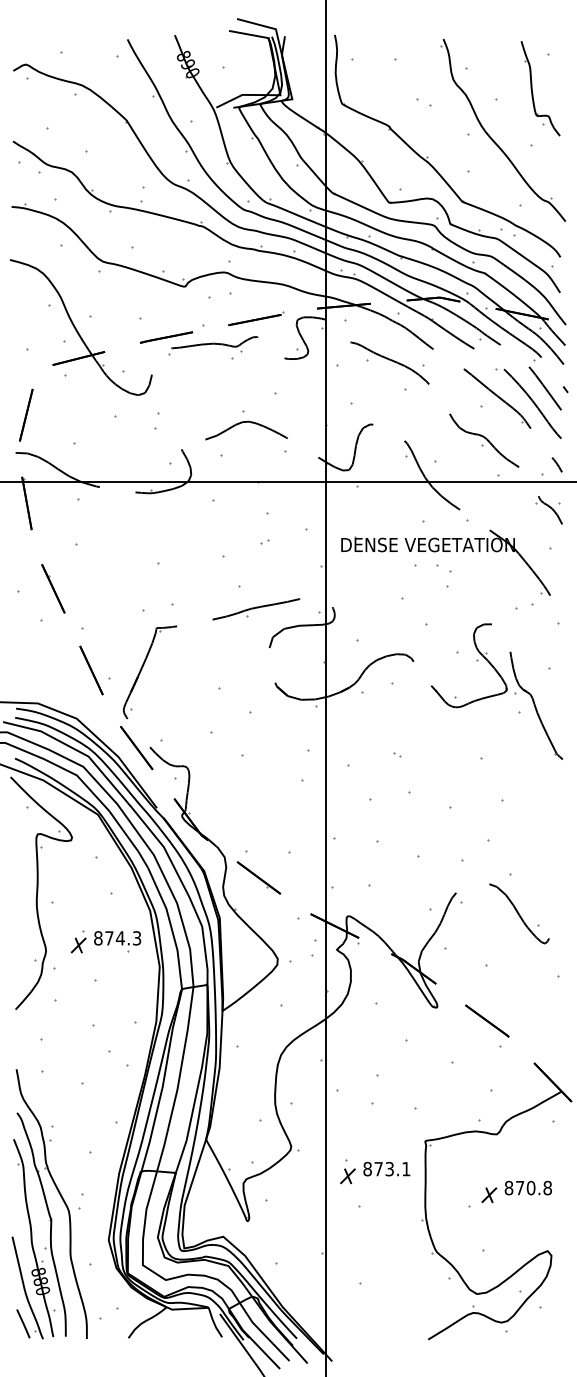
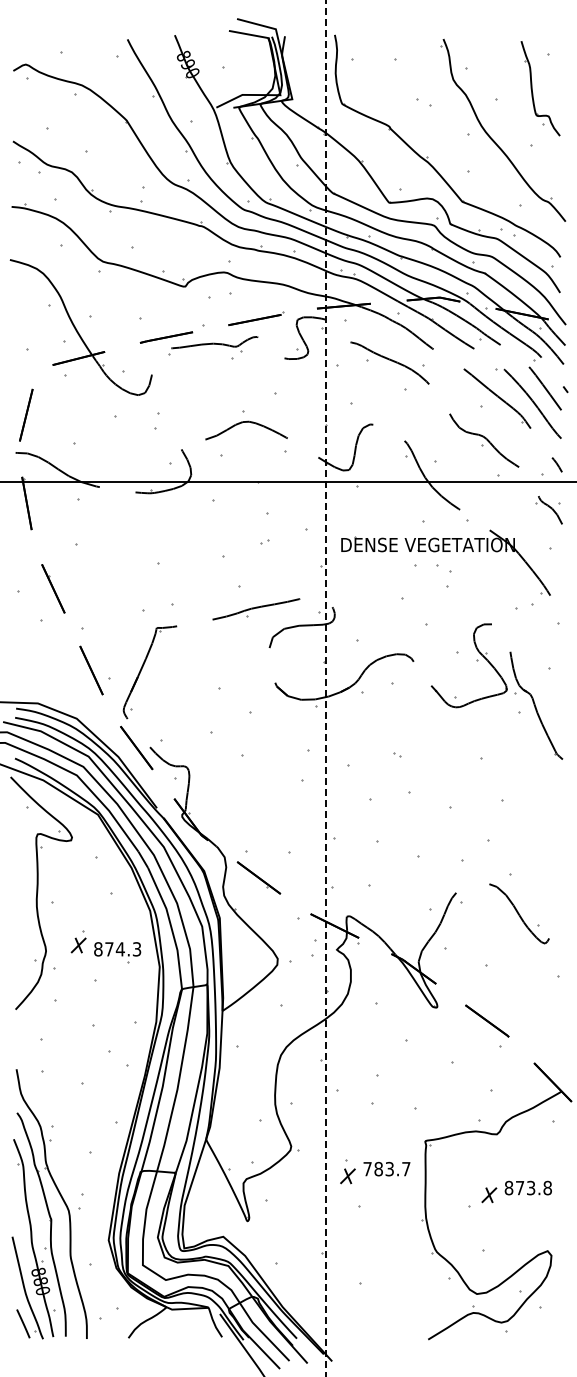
line: solid -> dashed (326, 688)
part position: (117, 941) -> (117, 952) (117, 952)
text: 873.1 -> 783.7 (386, 1168)
text: 870.8 -> 873.8 (530, 1188)
